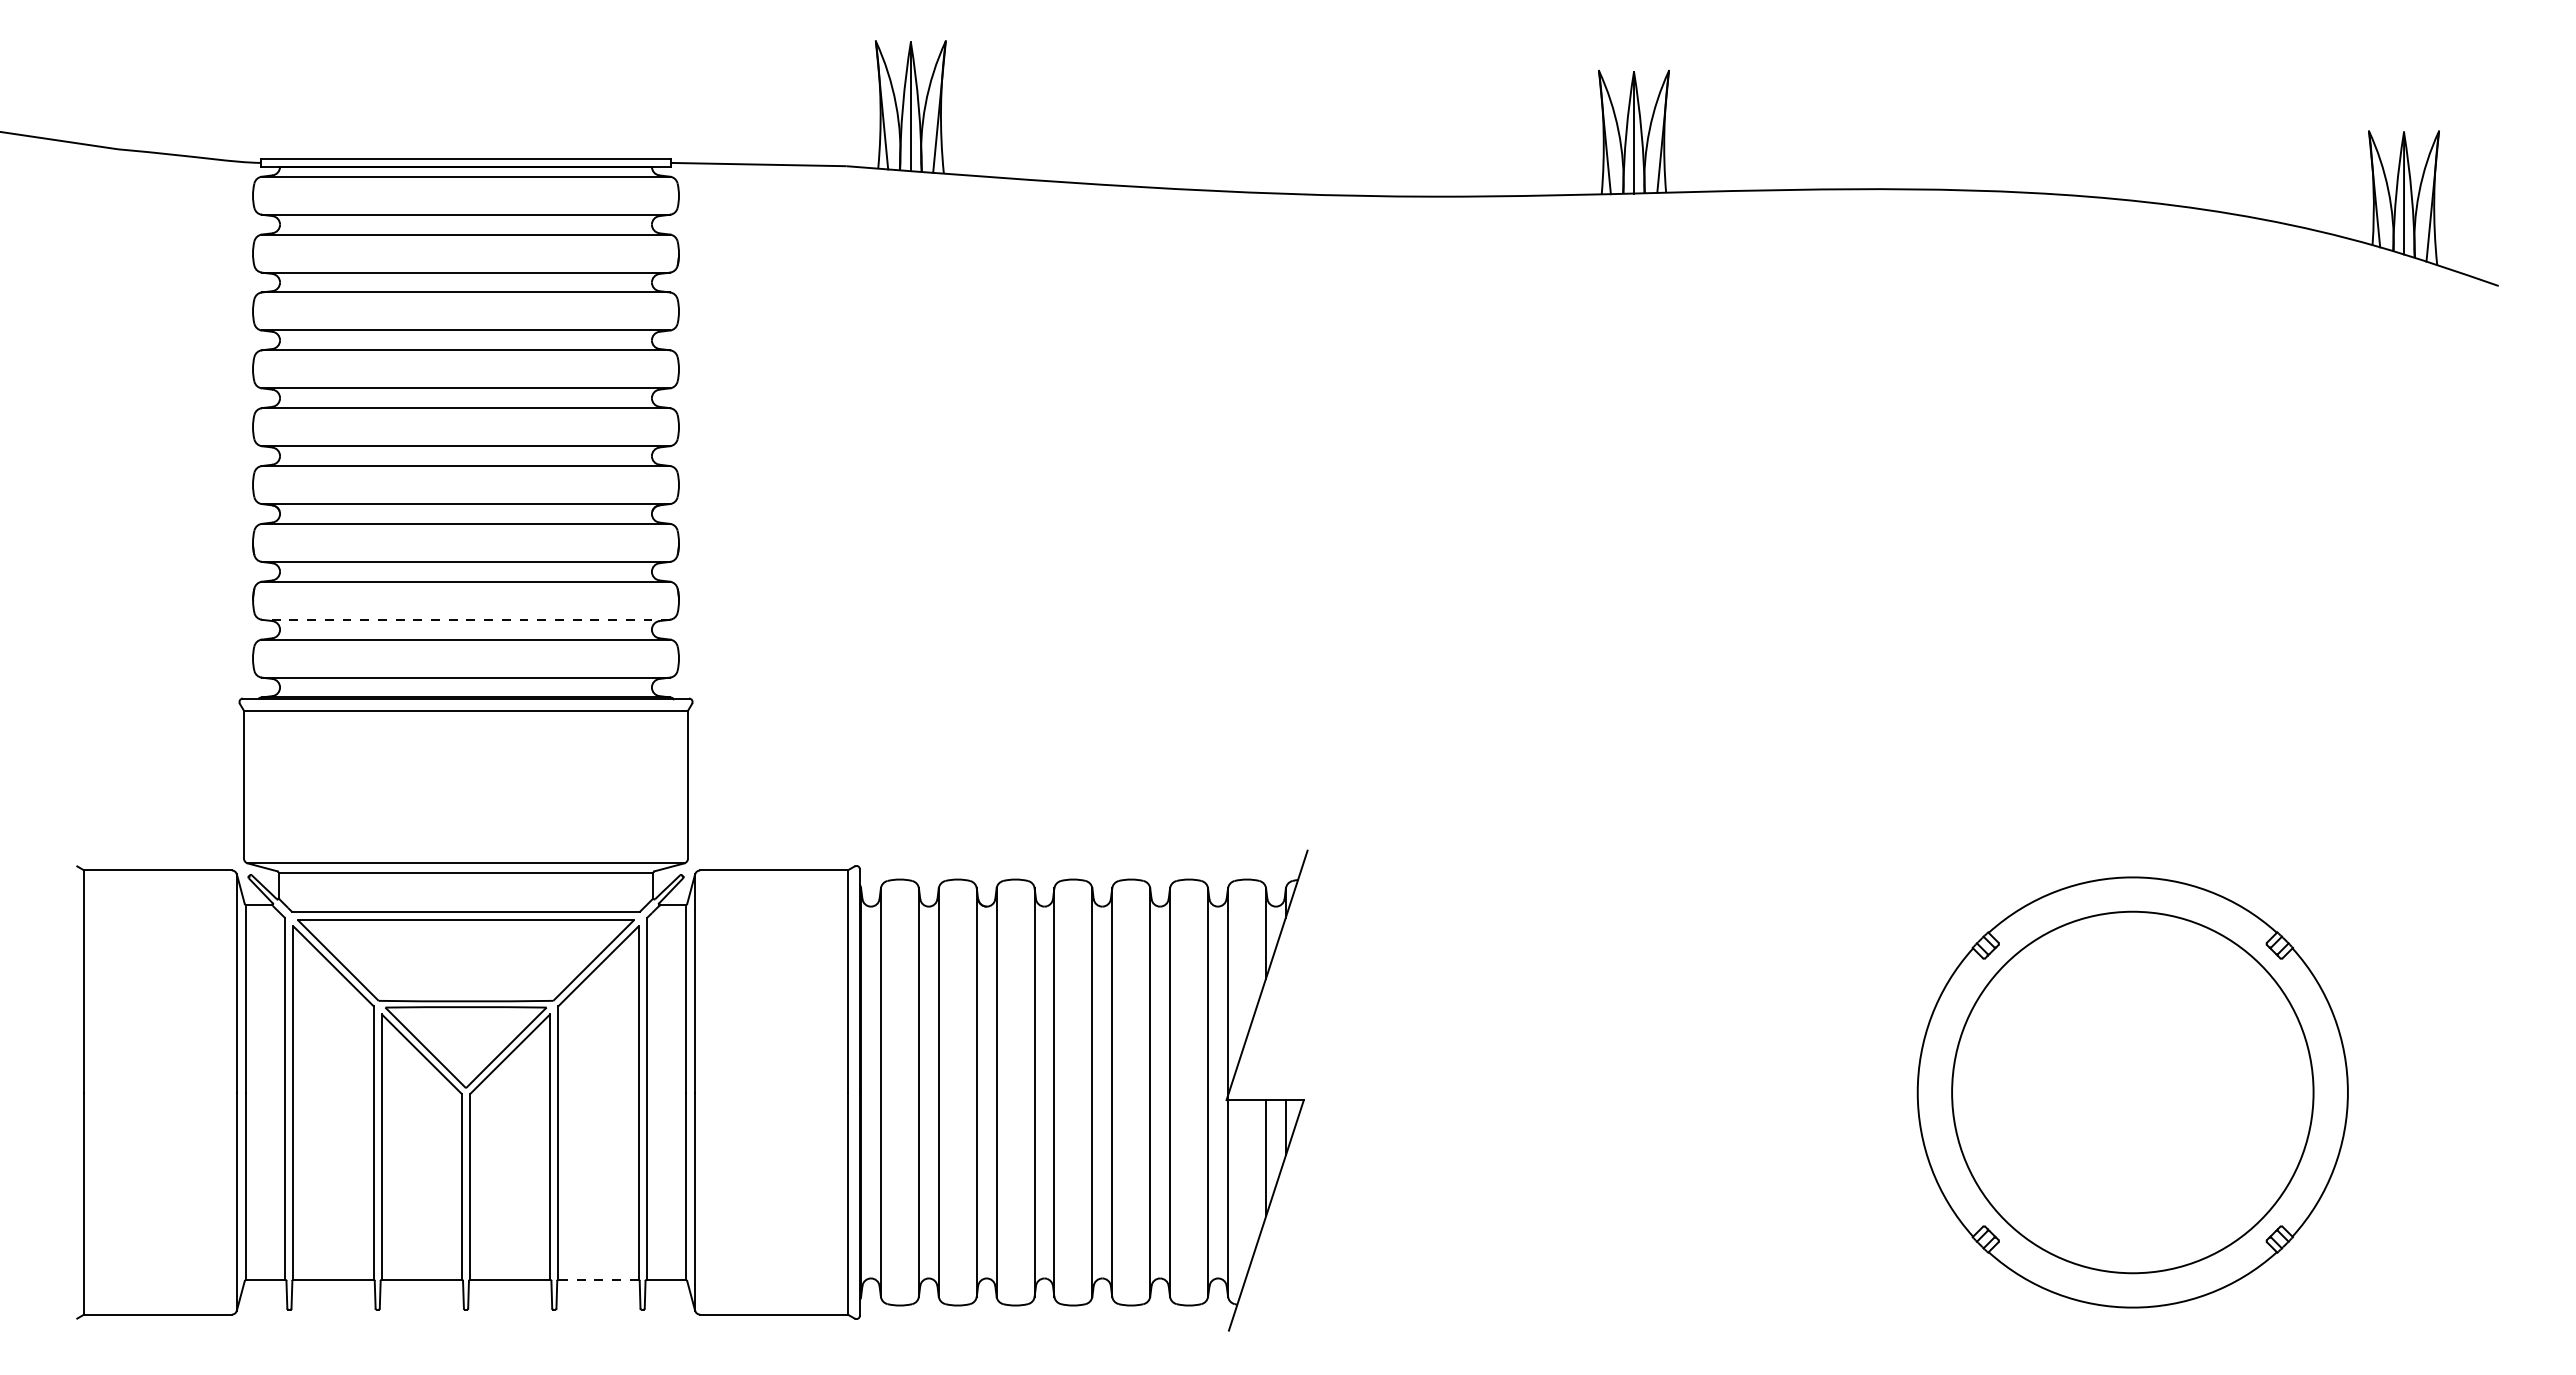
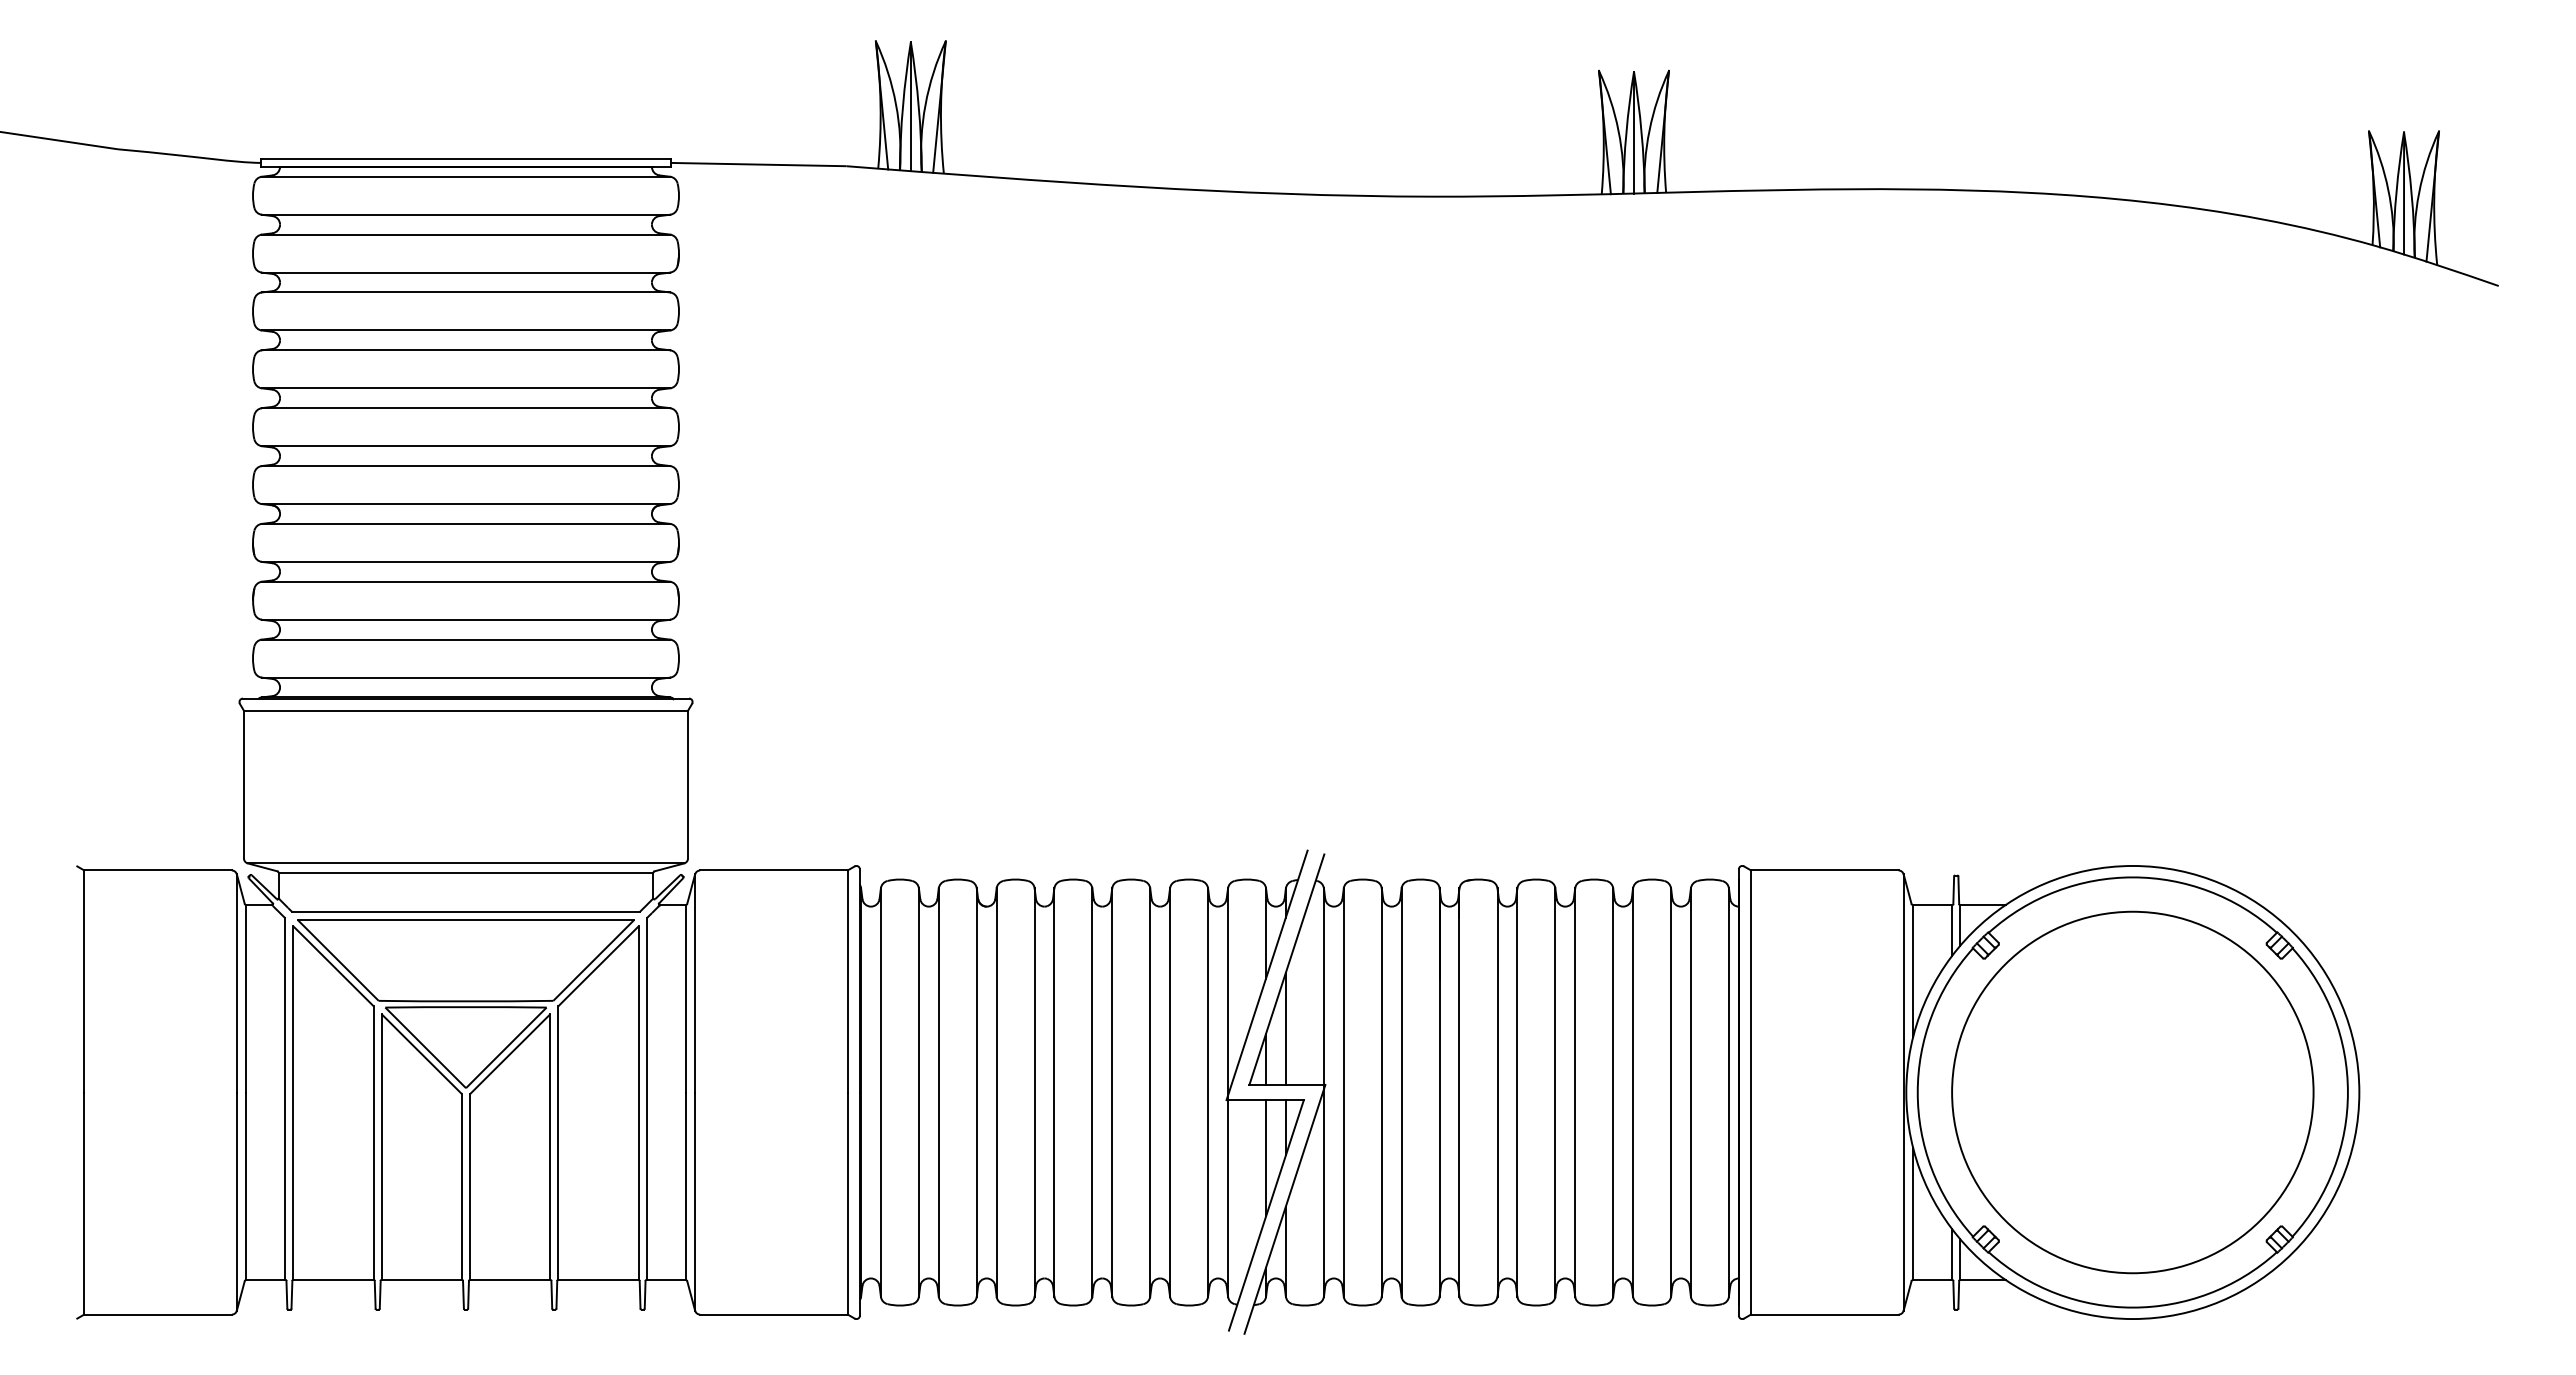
line: dashed -> solid (465, 619)
part: none -> present (1801, 1093)
line: dashed -> solid (597, 1279)
